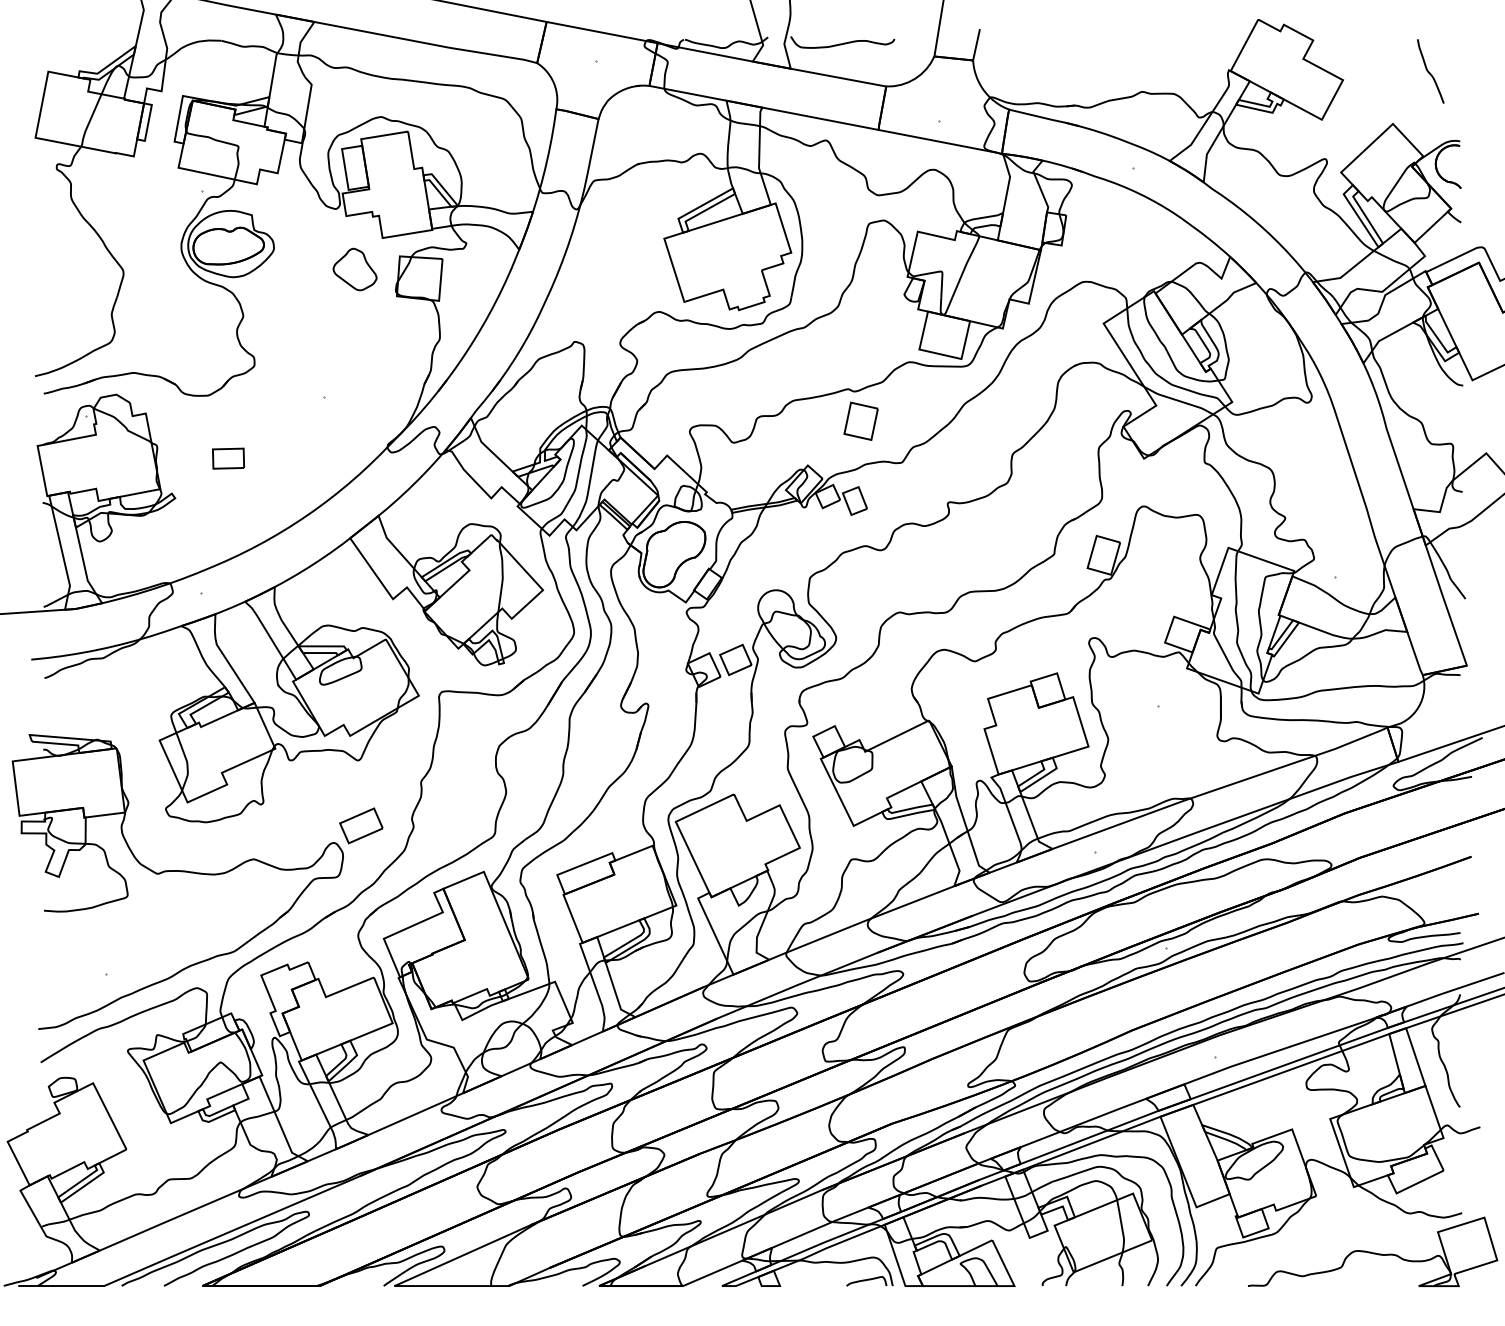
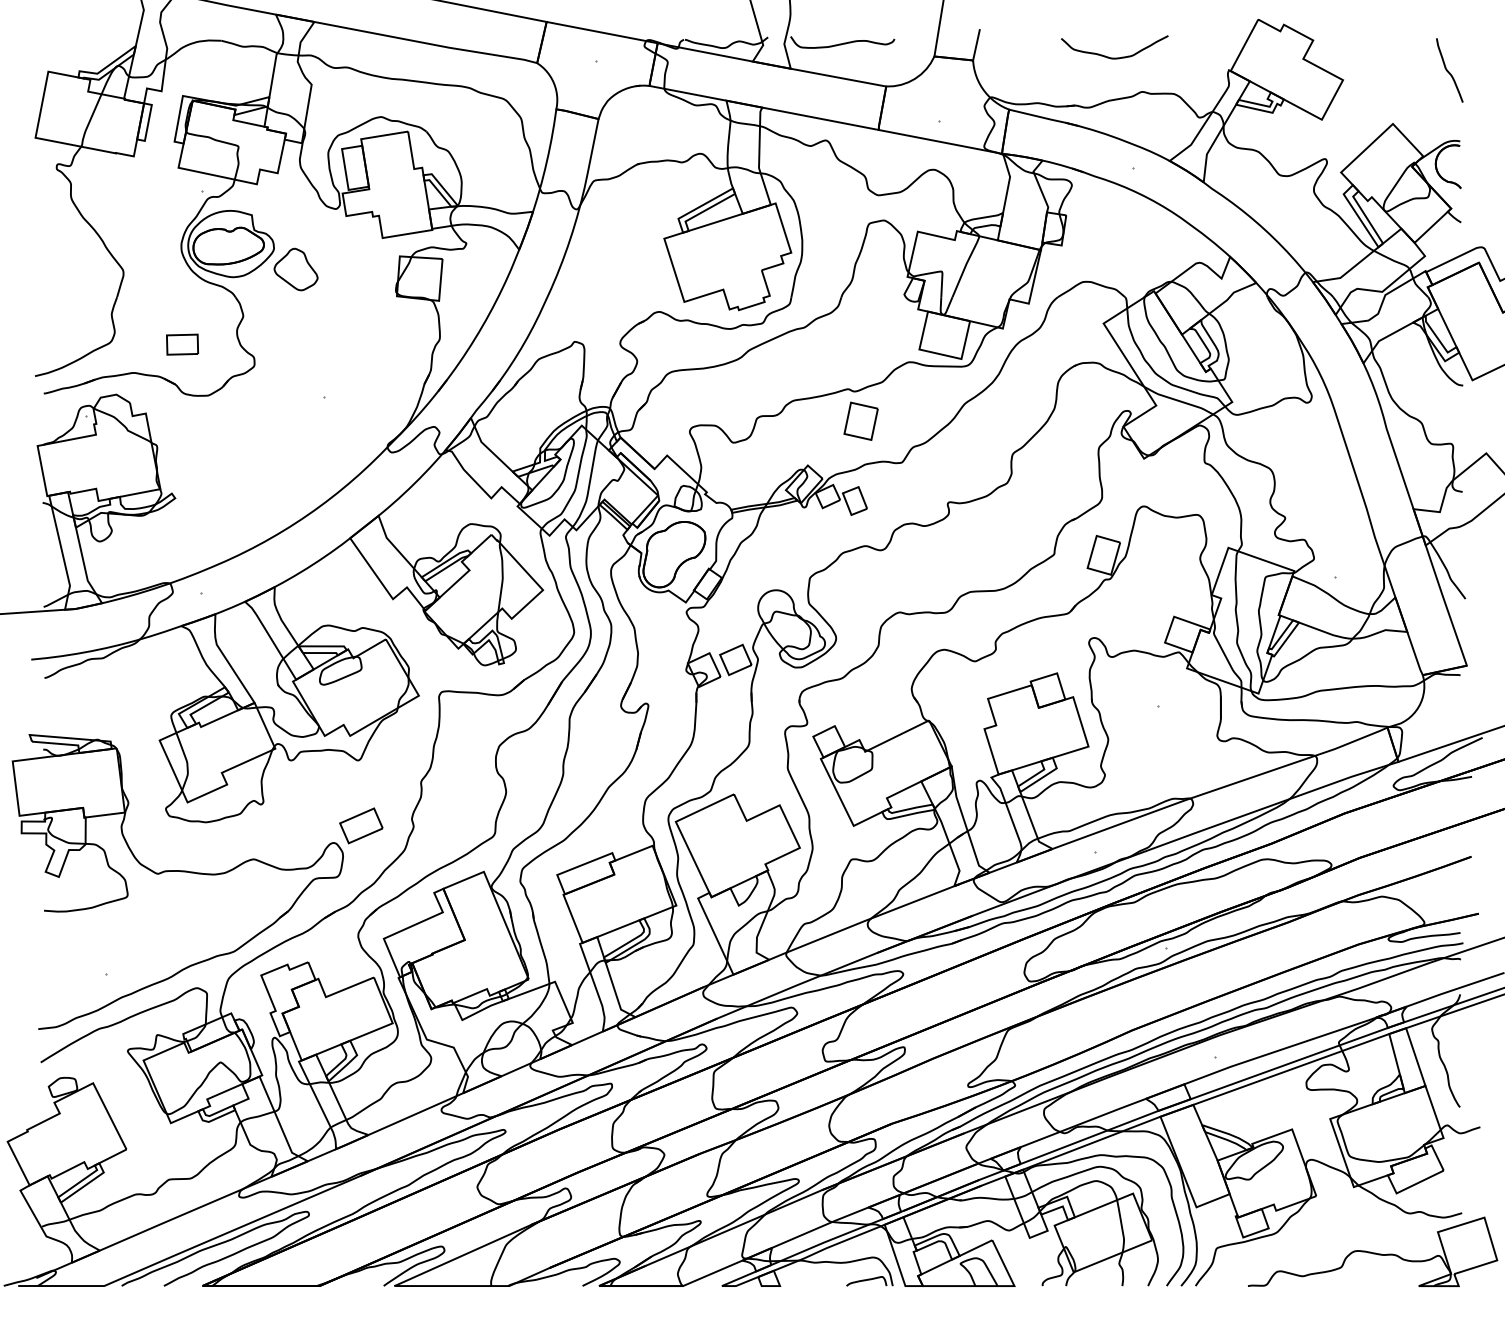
curve: none -> present (1114, 57)
curve position: (1429, 71) -> (1448, 70) (1448, 70)
part position: (354, 269) -> (295, 269) (295, 269)
part position: (228, 458) -> (182, 344) (182, 344)
